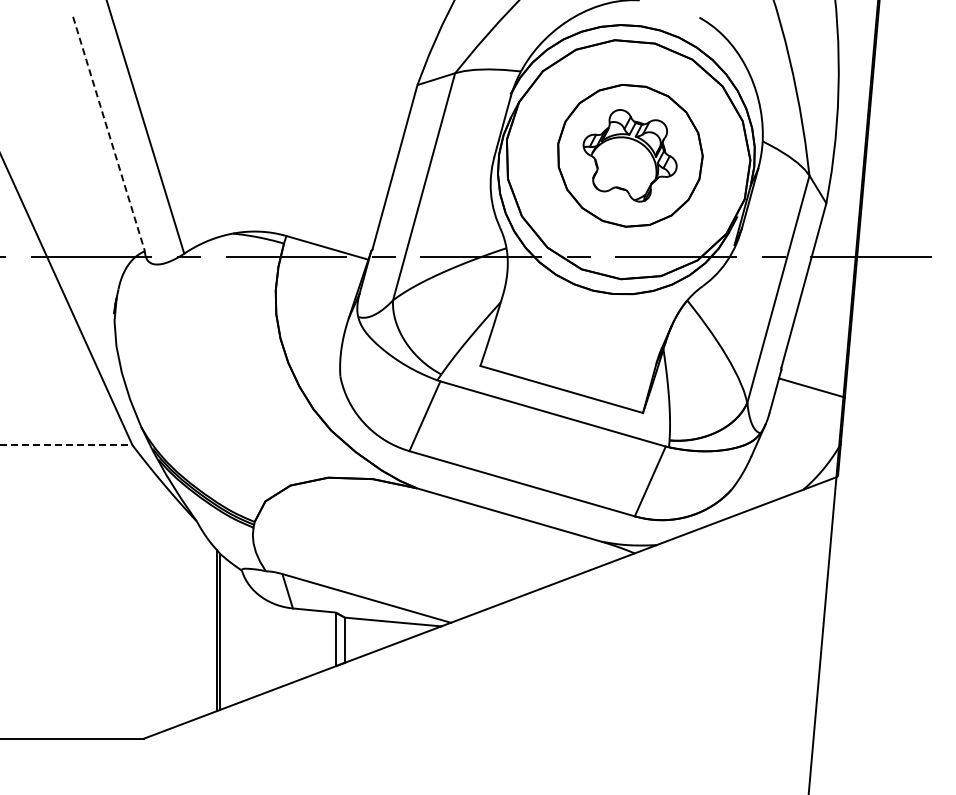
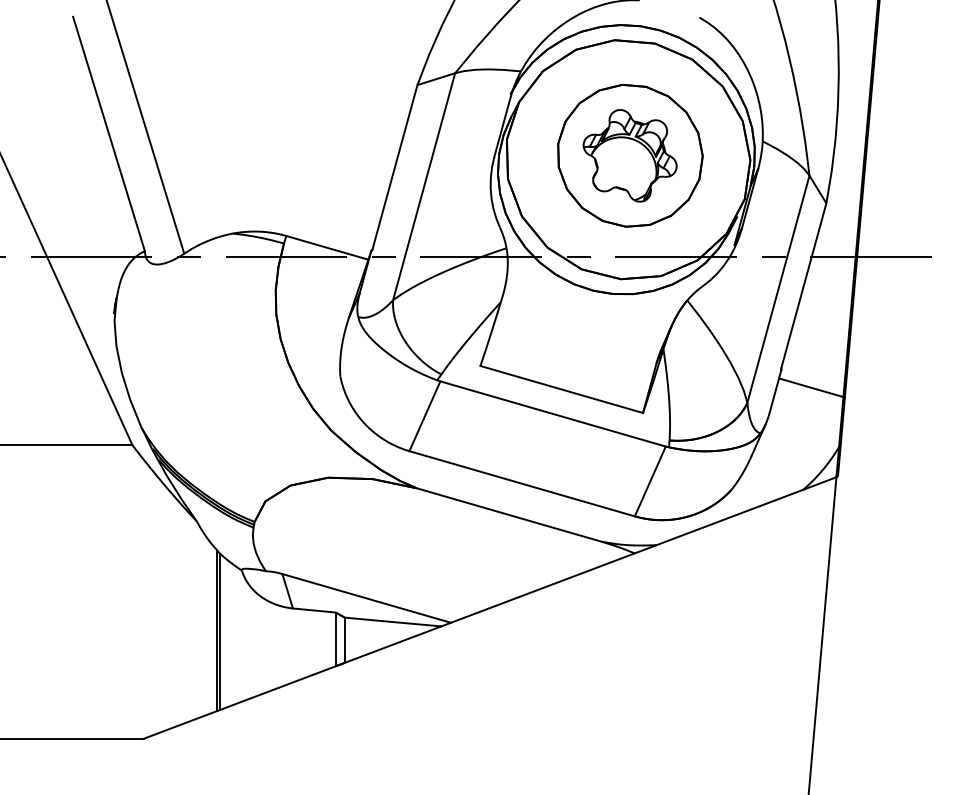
line: dashed -> solid (109, 134)
line: dashed -> solid (66, 445)
